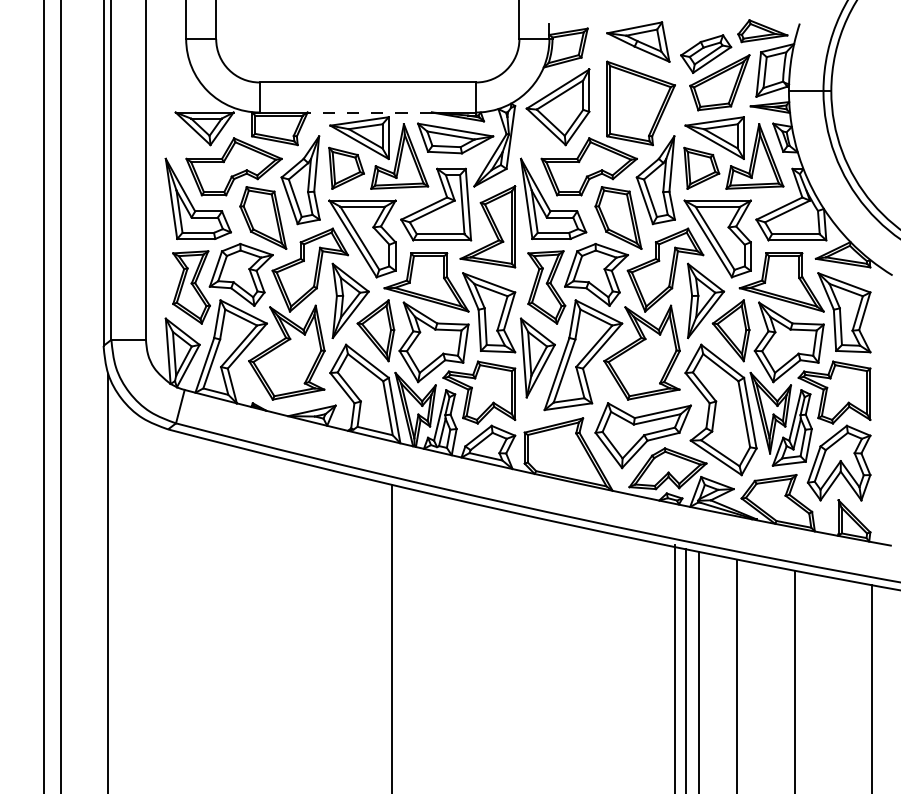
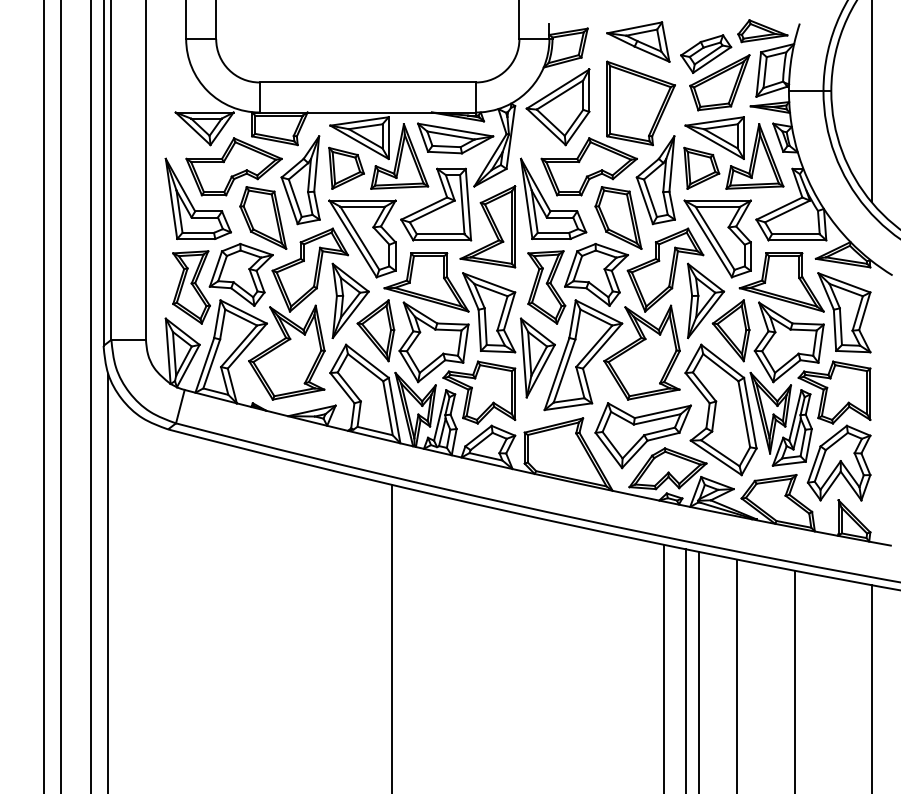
line: none -> present (871, 102)
line: dashed -> solid (369, 112)
line: none -> present (91, 396)
line position: (675, 667) -> (664, 667) (664, 667)
